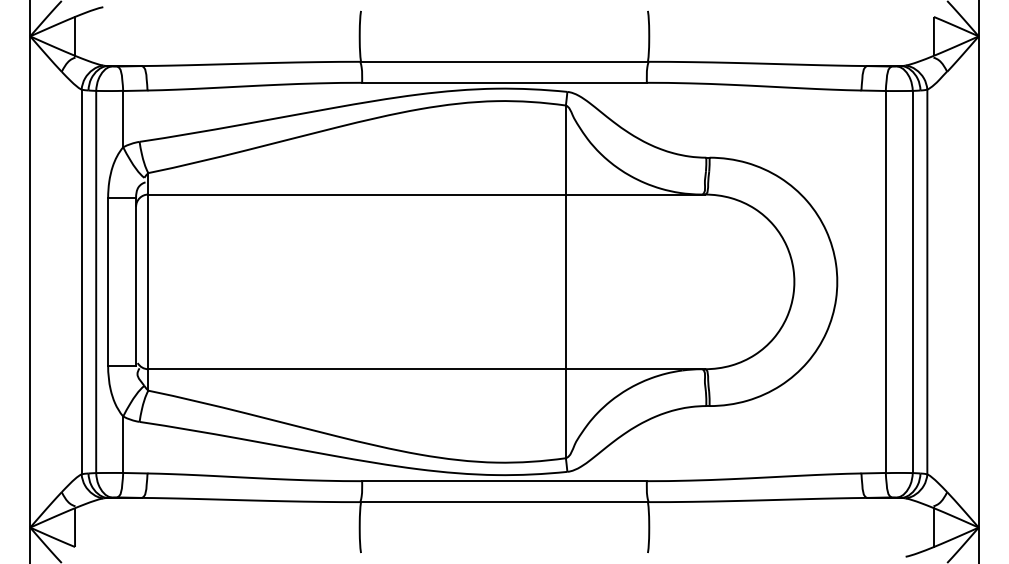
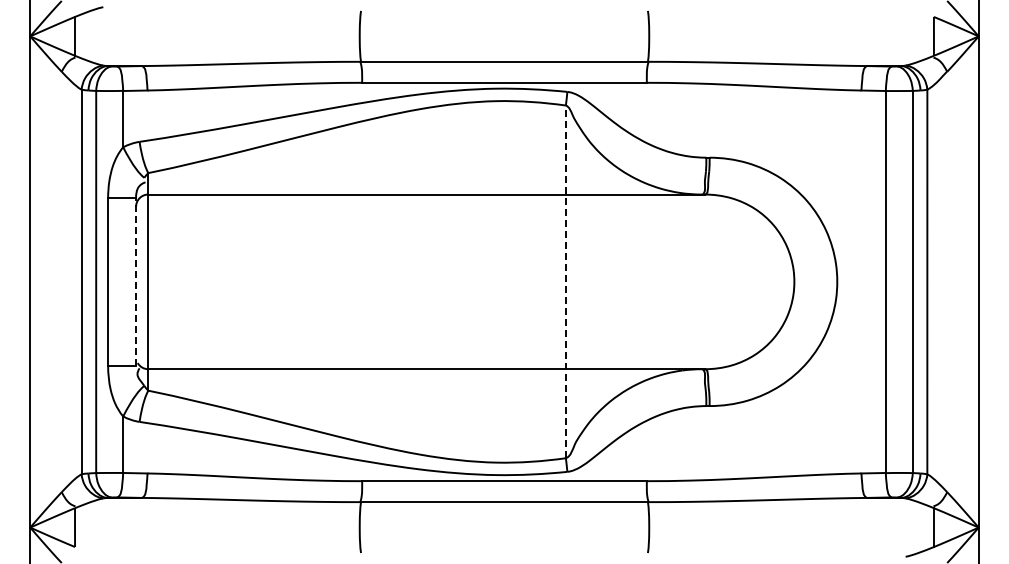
line: solid -> dashed (136, 281)
line: solid -> dashed (565, 281)
